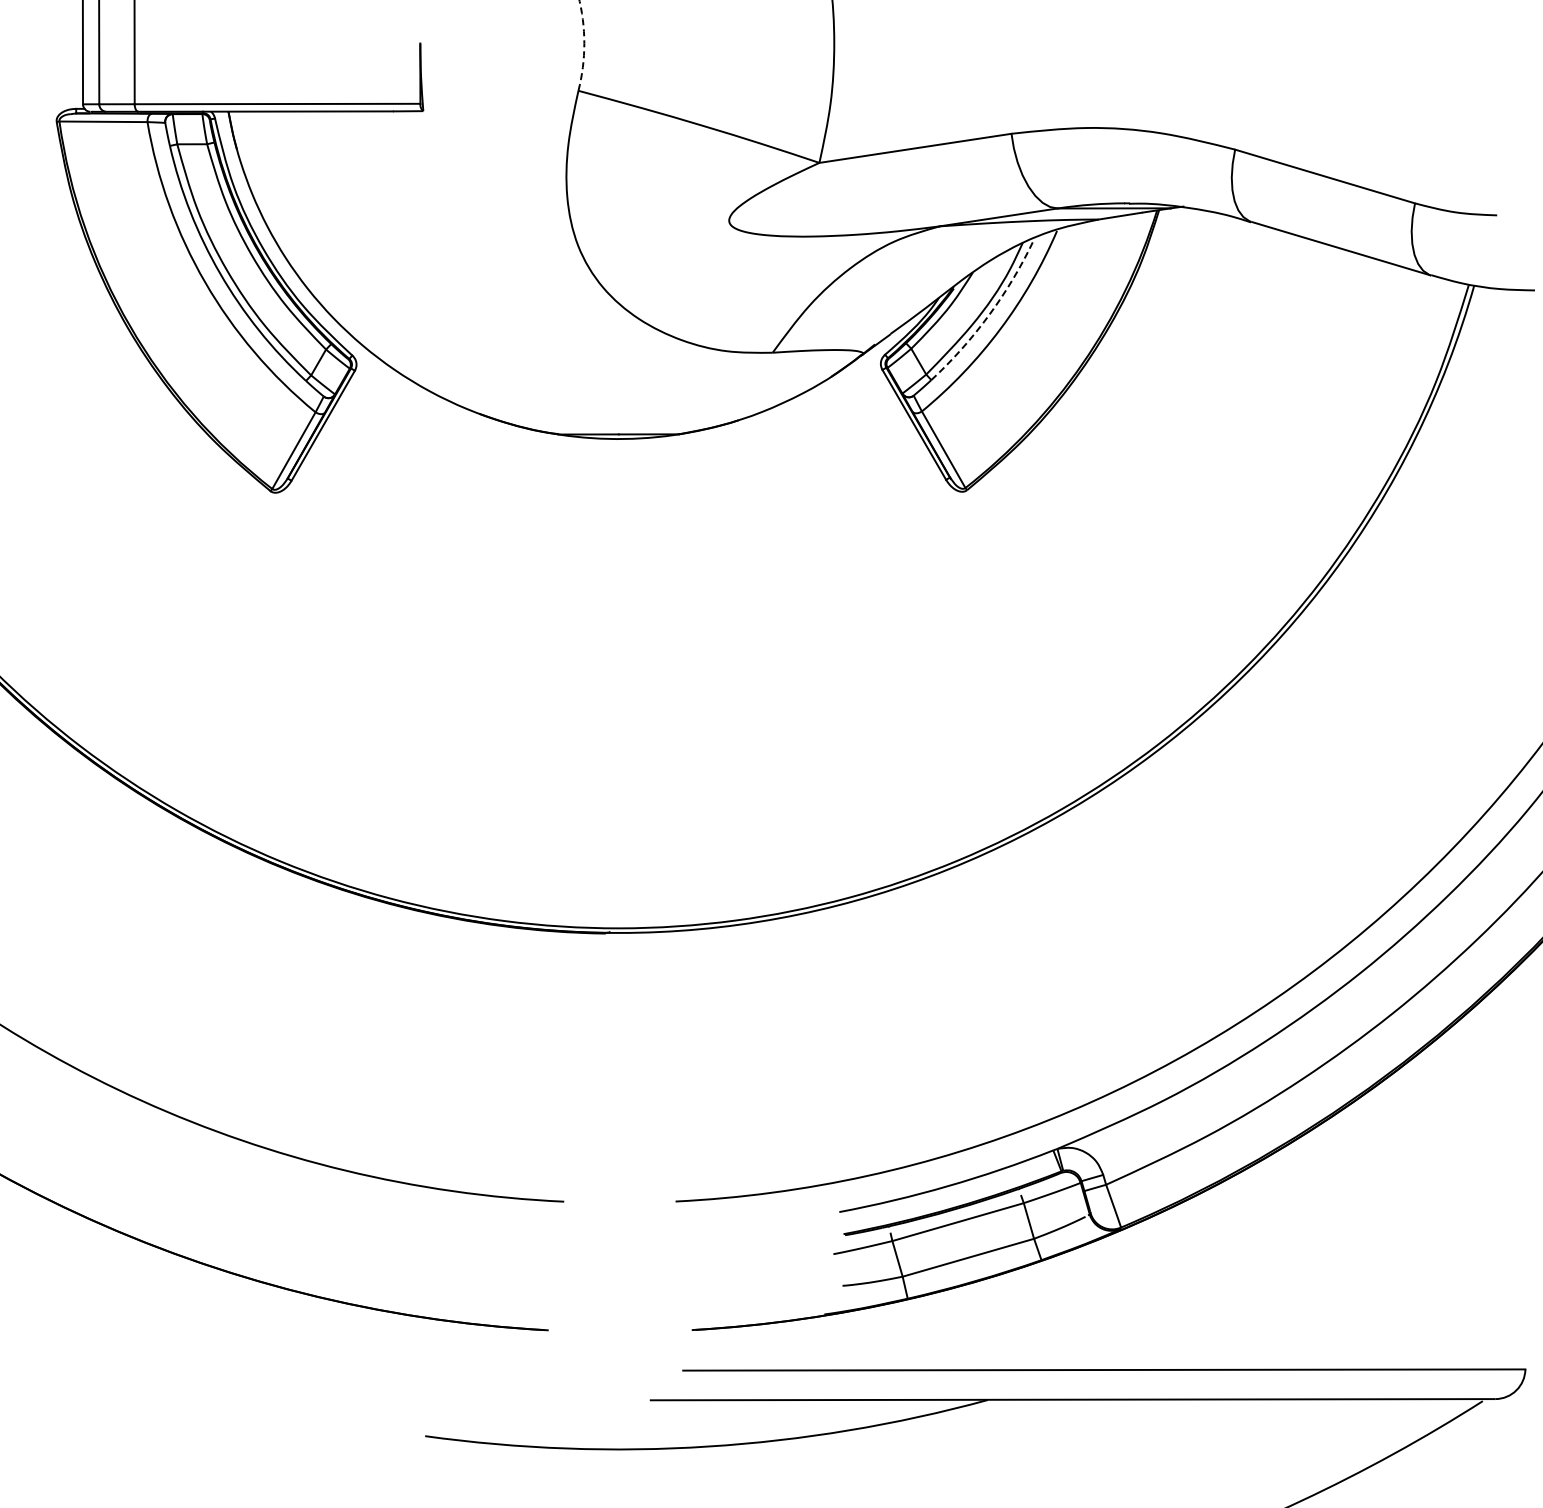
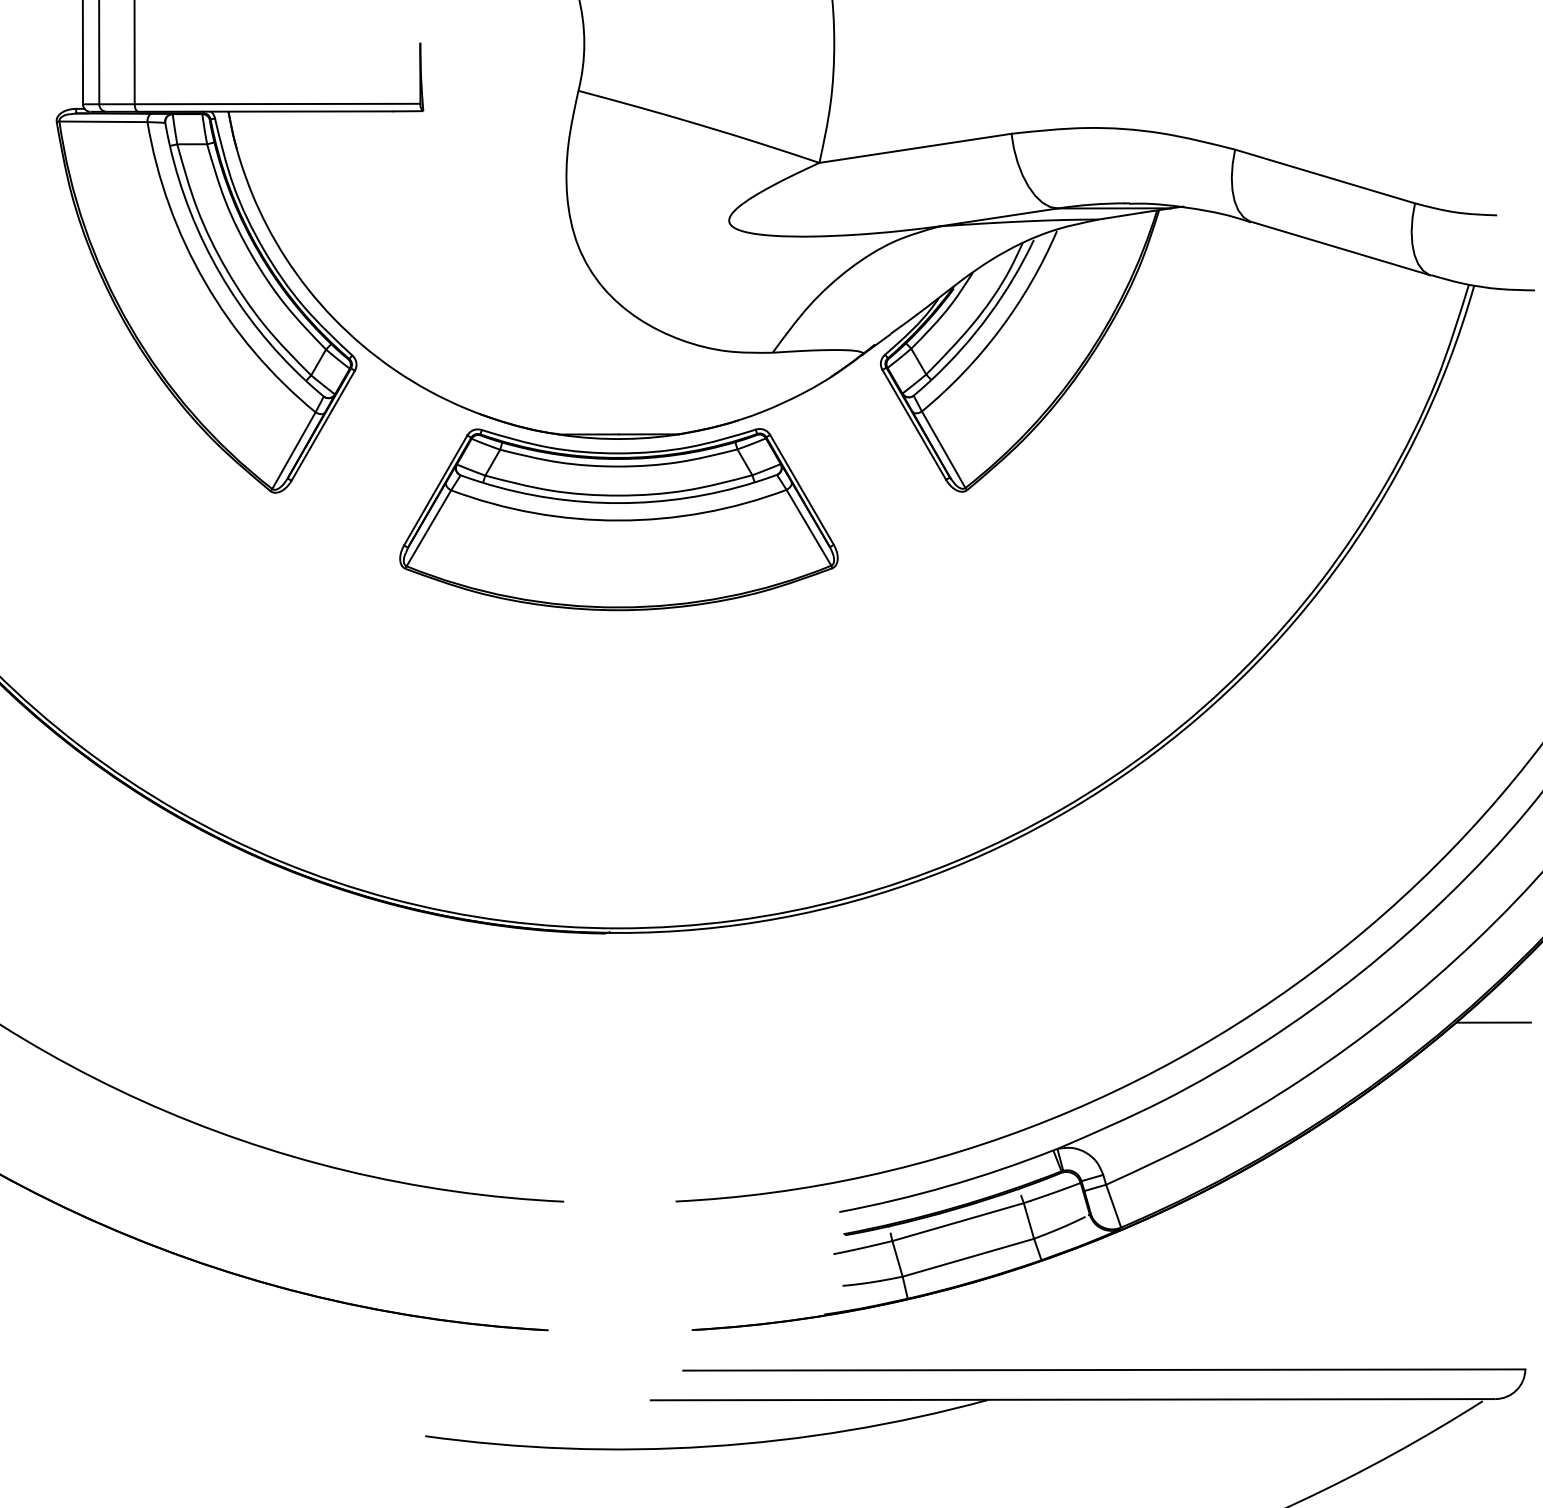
arc: dashed -> solid (584, 45)
arc: dashed -> solid (989, 314)
part: none -> present (618, 519)
line: none -> present (1493, 1022)
